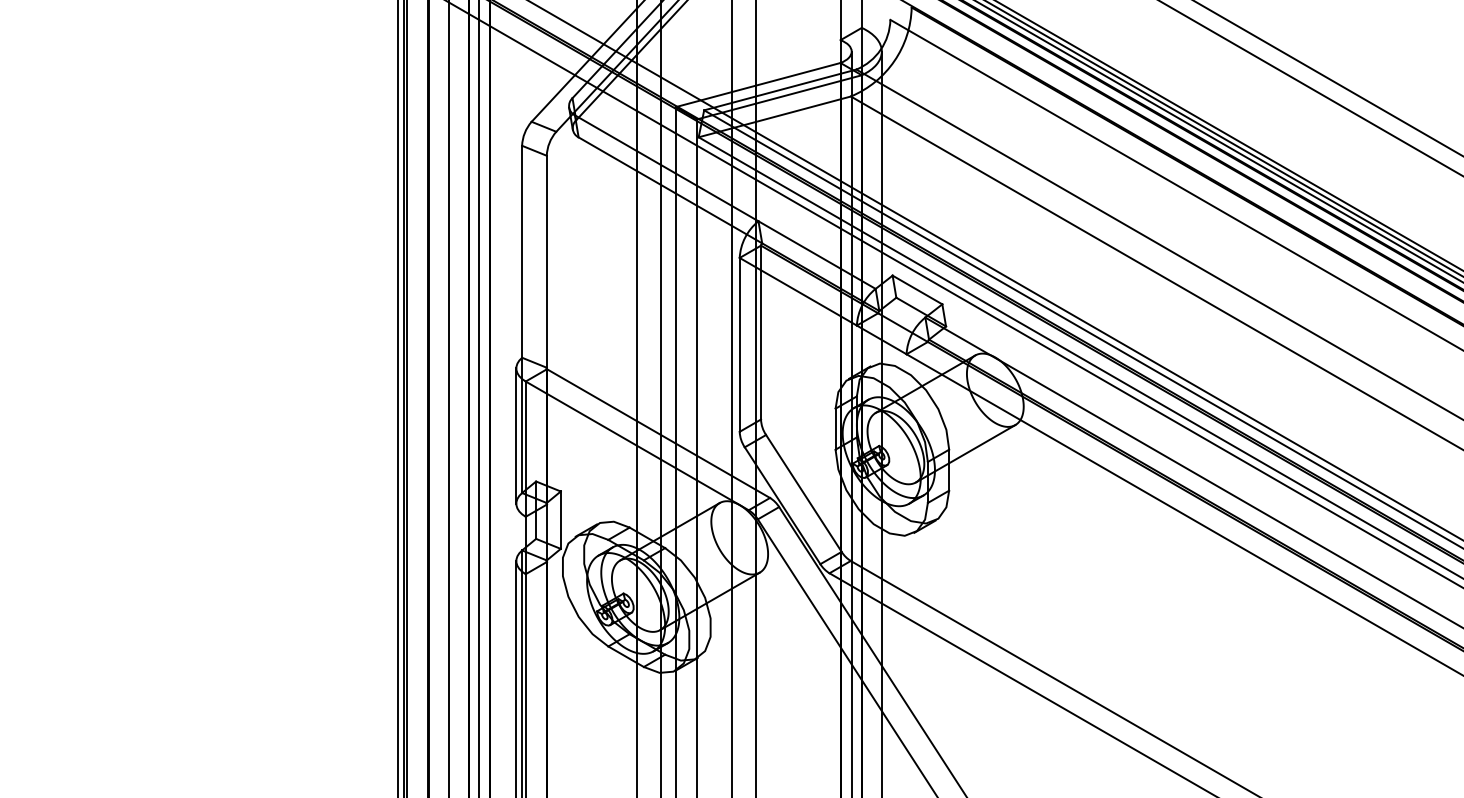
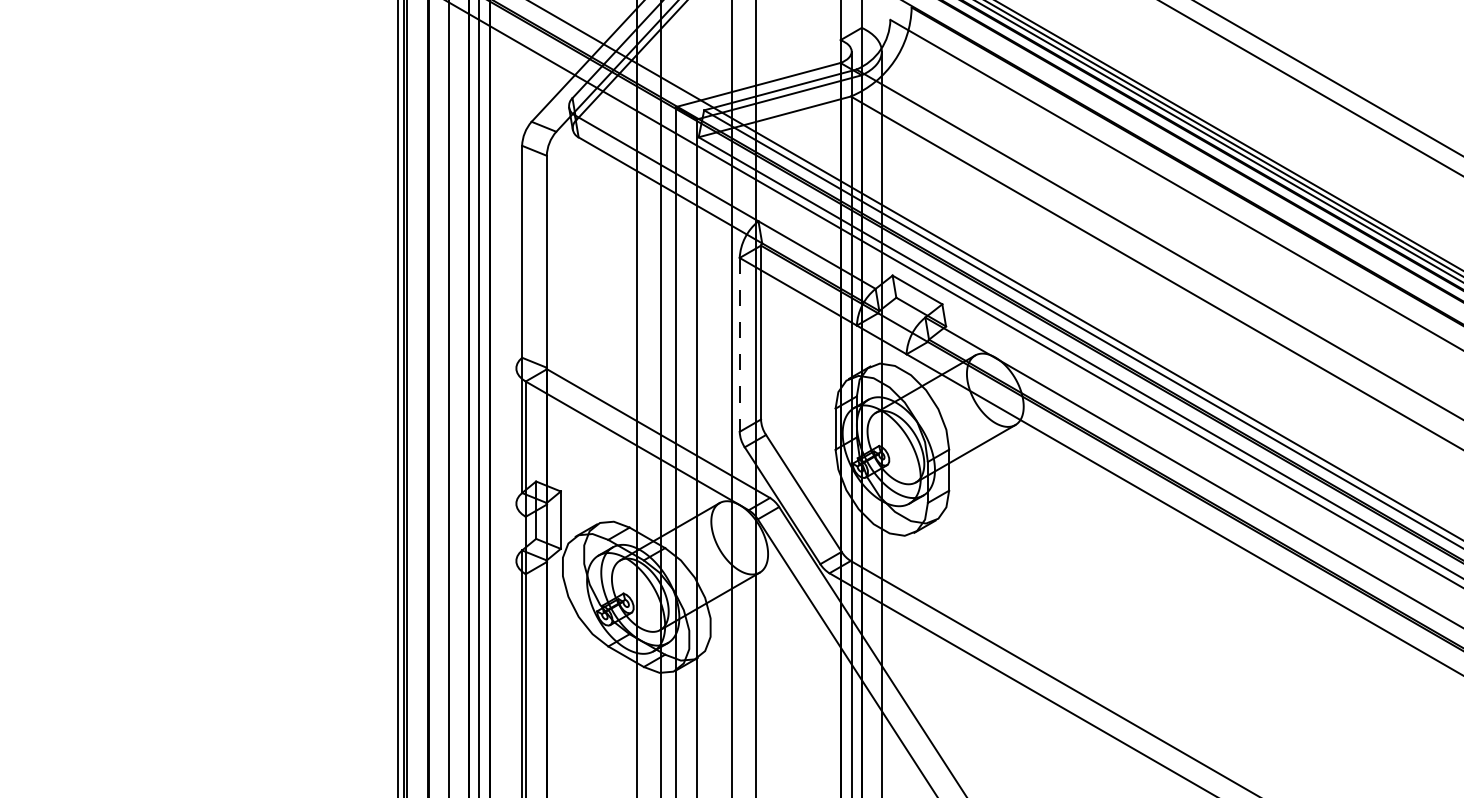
line: solid -> dashed (739, 344)
line: present -> none (516, 435)
line: present -> none (516, 677)
